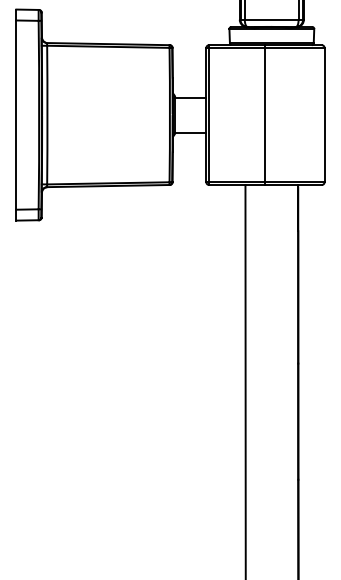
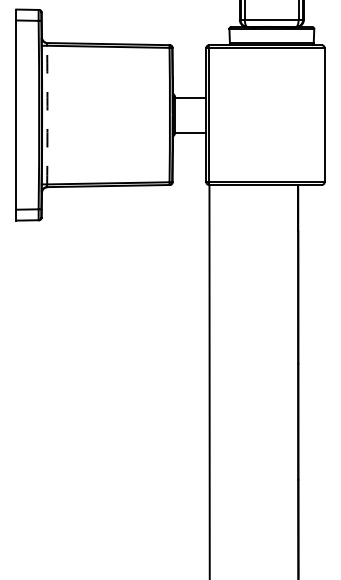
line: present -> none (264, 114)
arc: solid -> dashed (47, 115)
line position: (245, 380) -> (209, 380) (209, 380)
